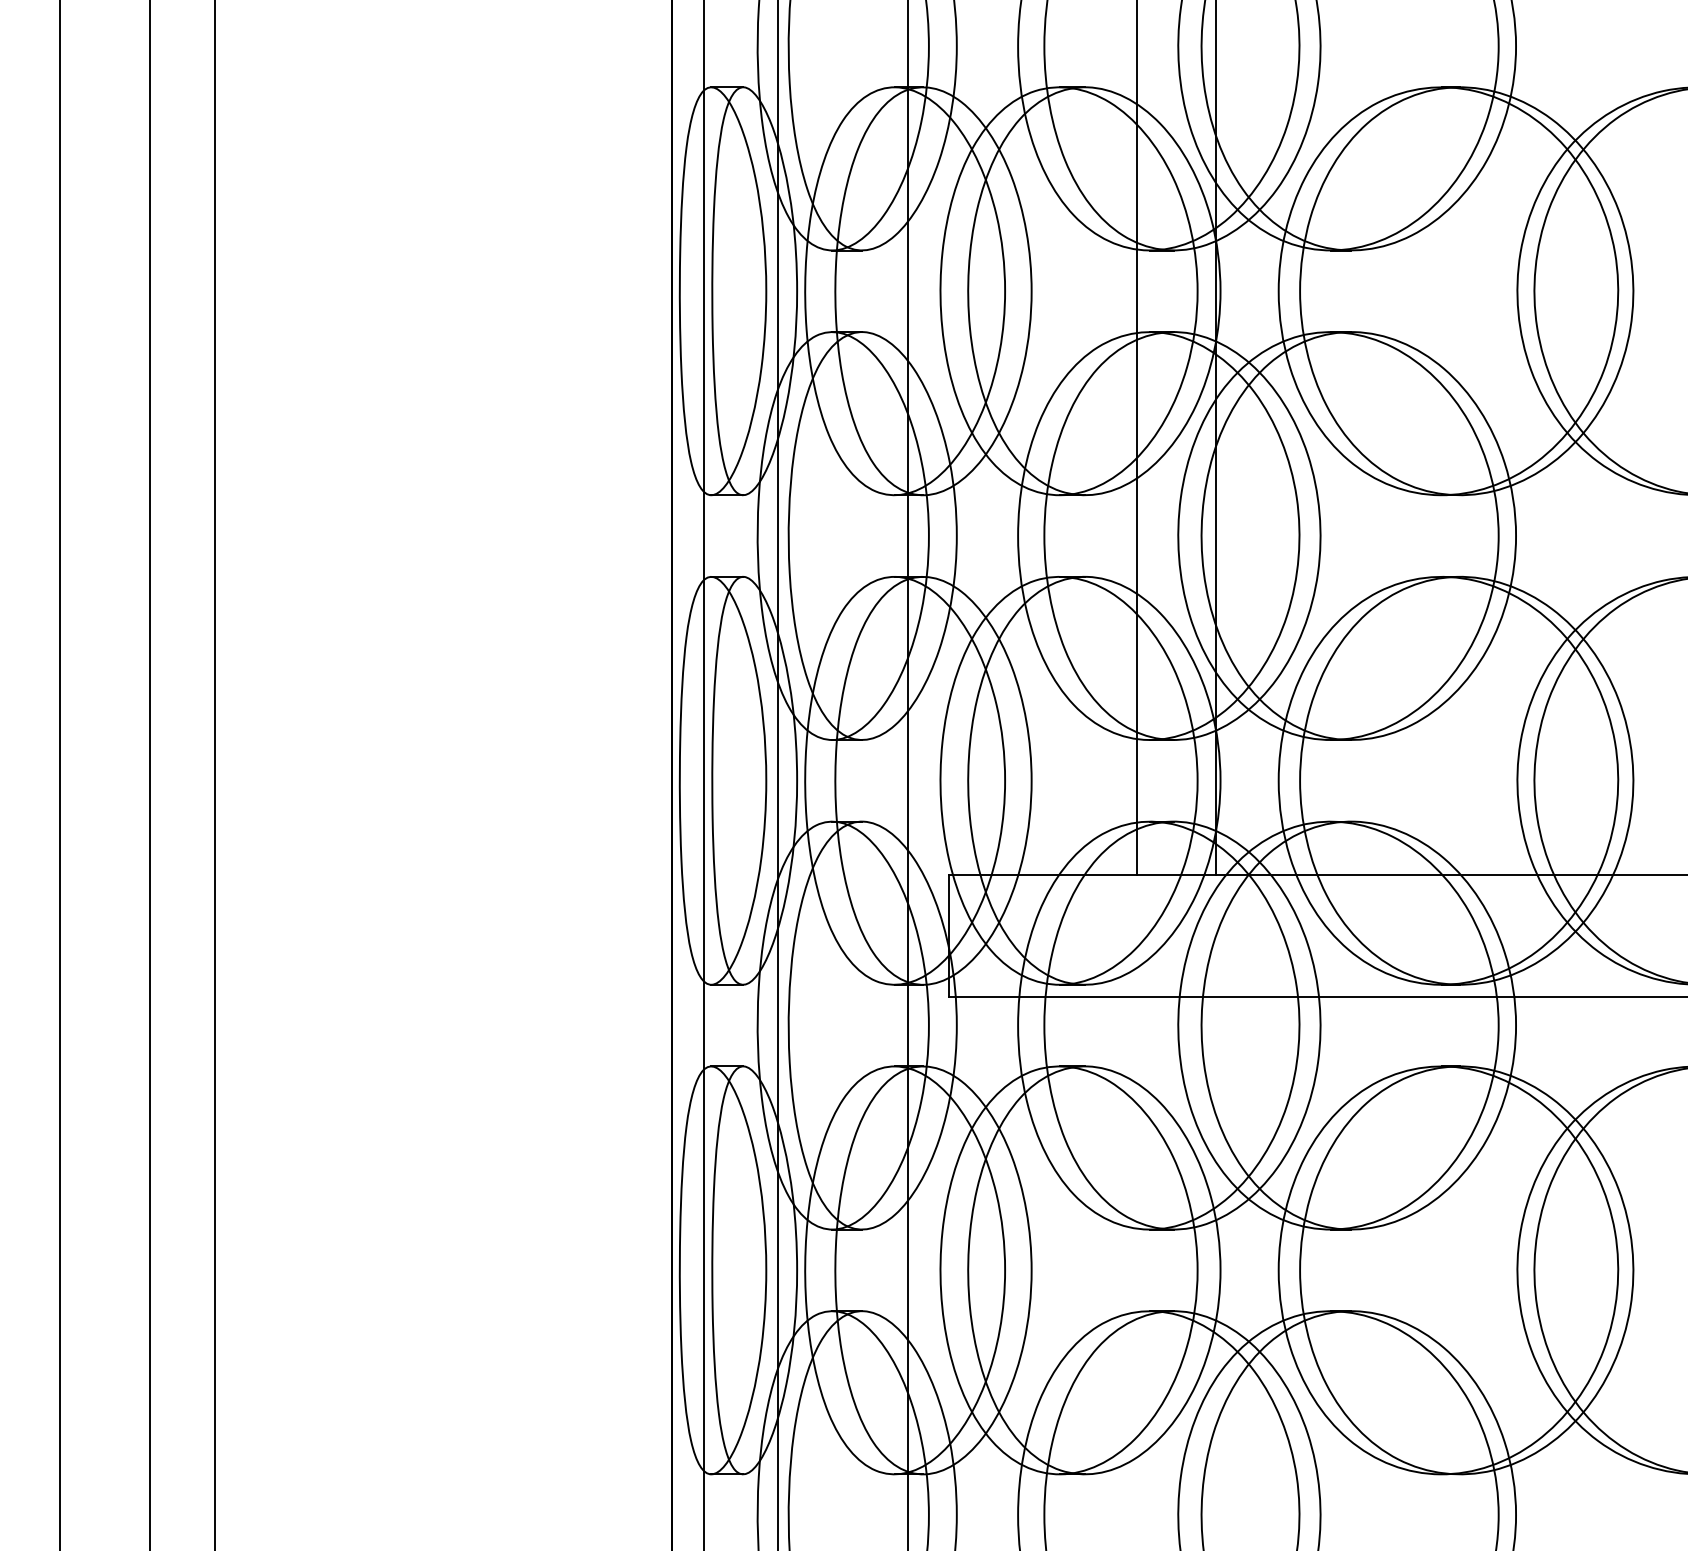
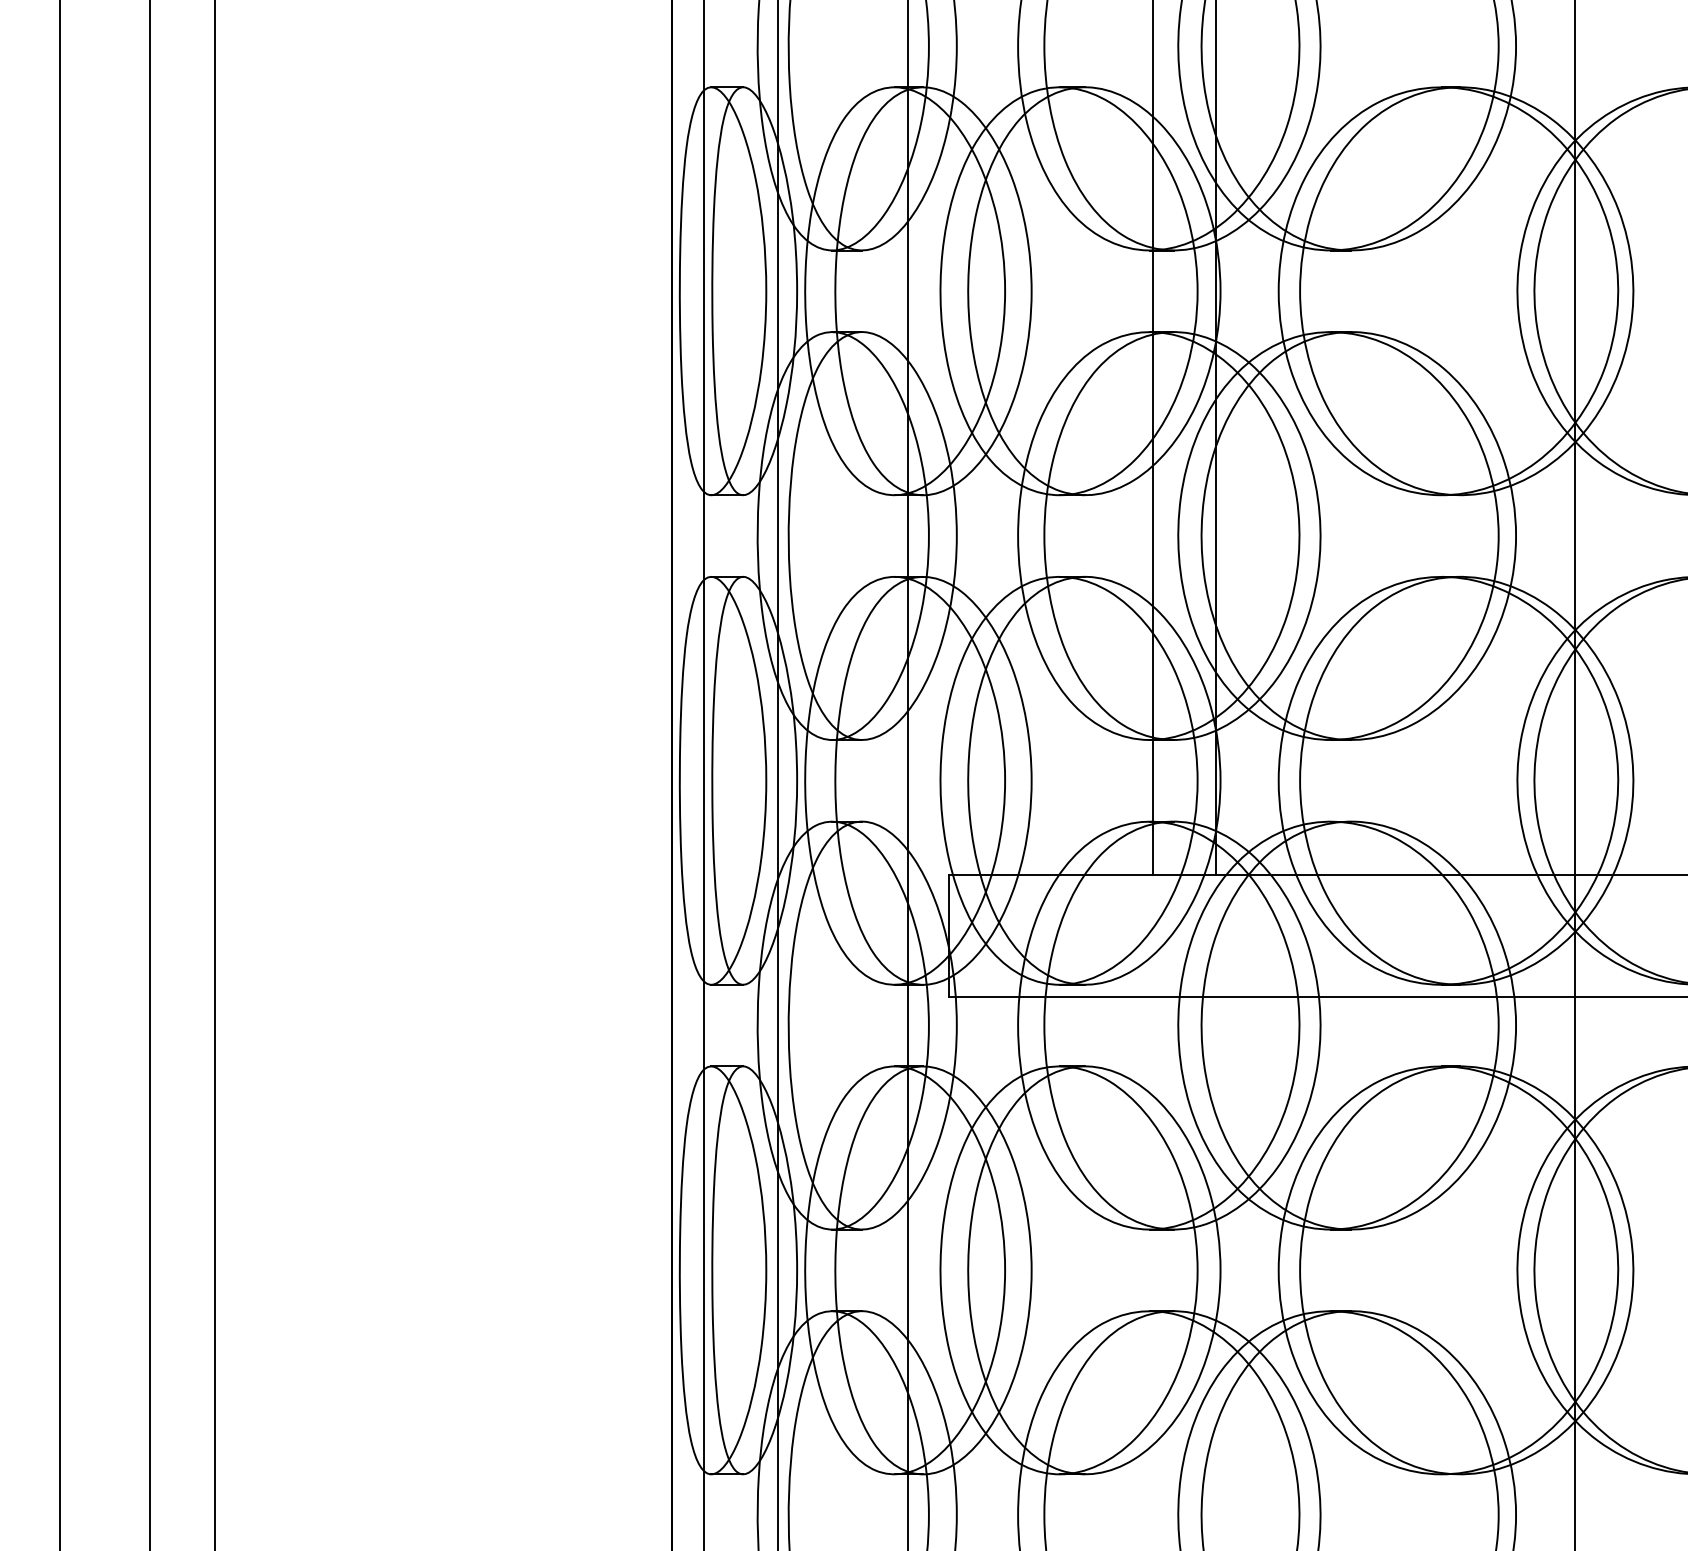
line position: (1137, 438) -> (1153, 438) (1153, 438)
line: none -> present (1575, 774)
